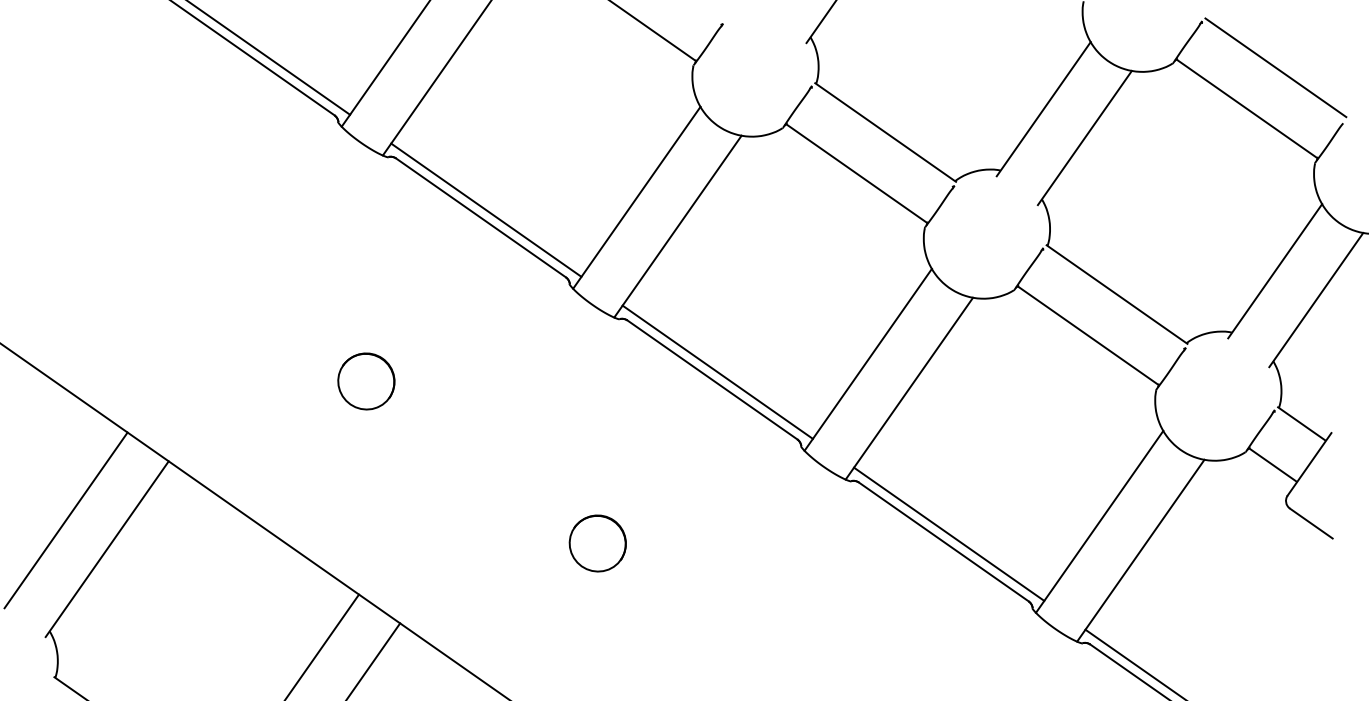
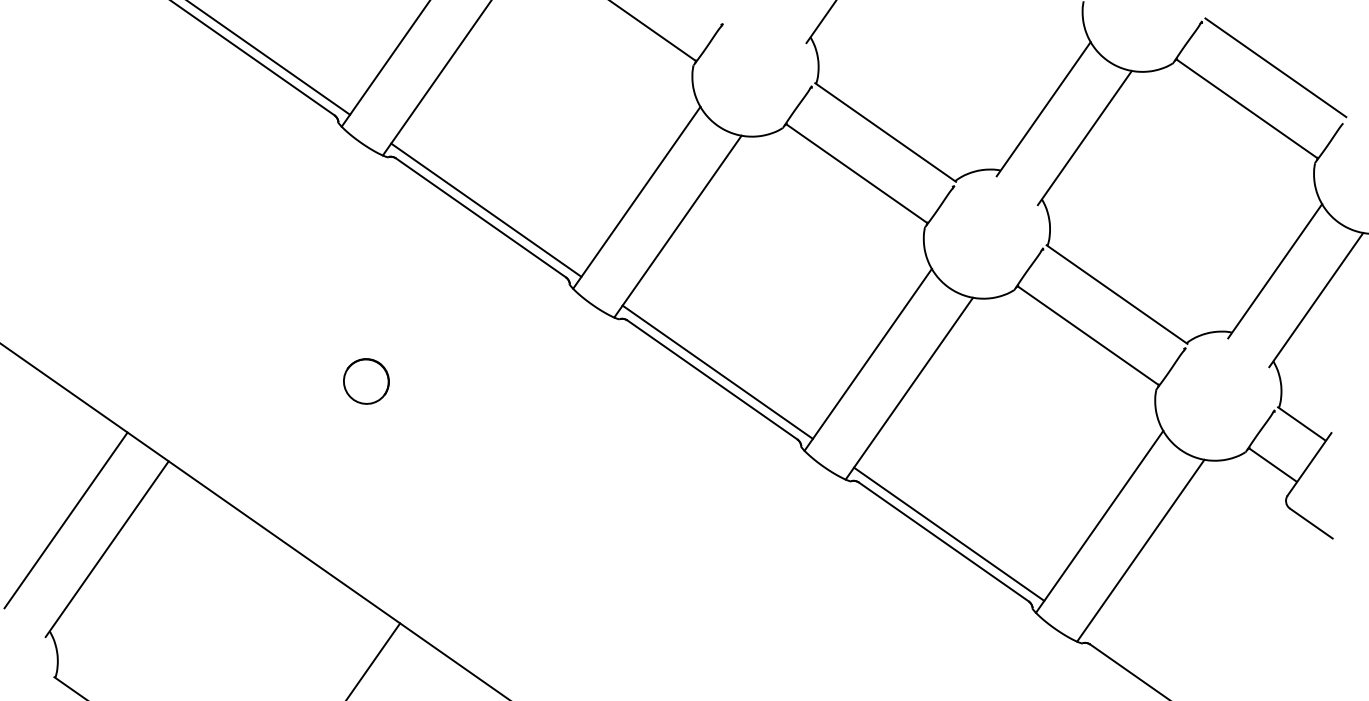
part size: 59x59 px -> 47x47 px (366, 381)
part: present -> none (597, 543)
line: present -> none (323, 645)
line: present -> none (1133, 663)
